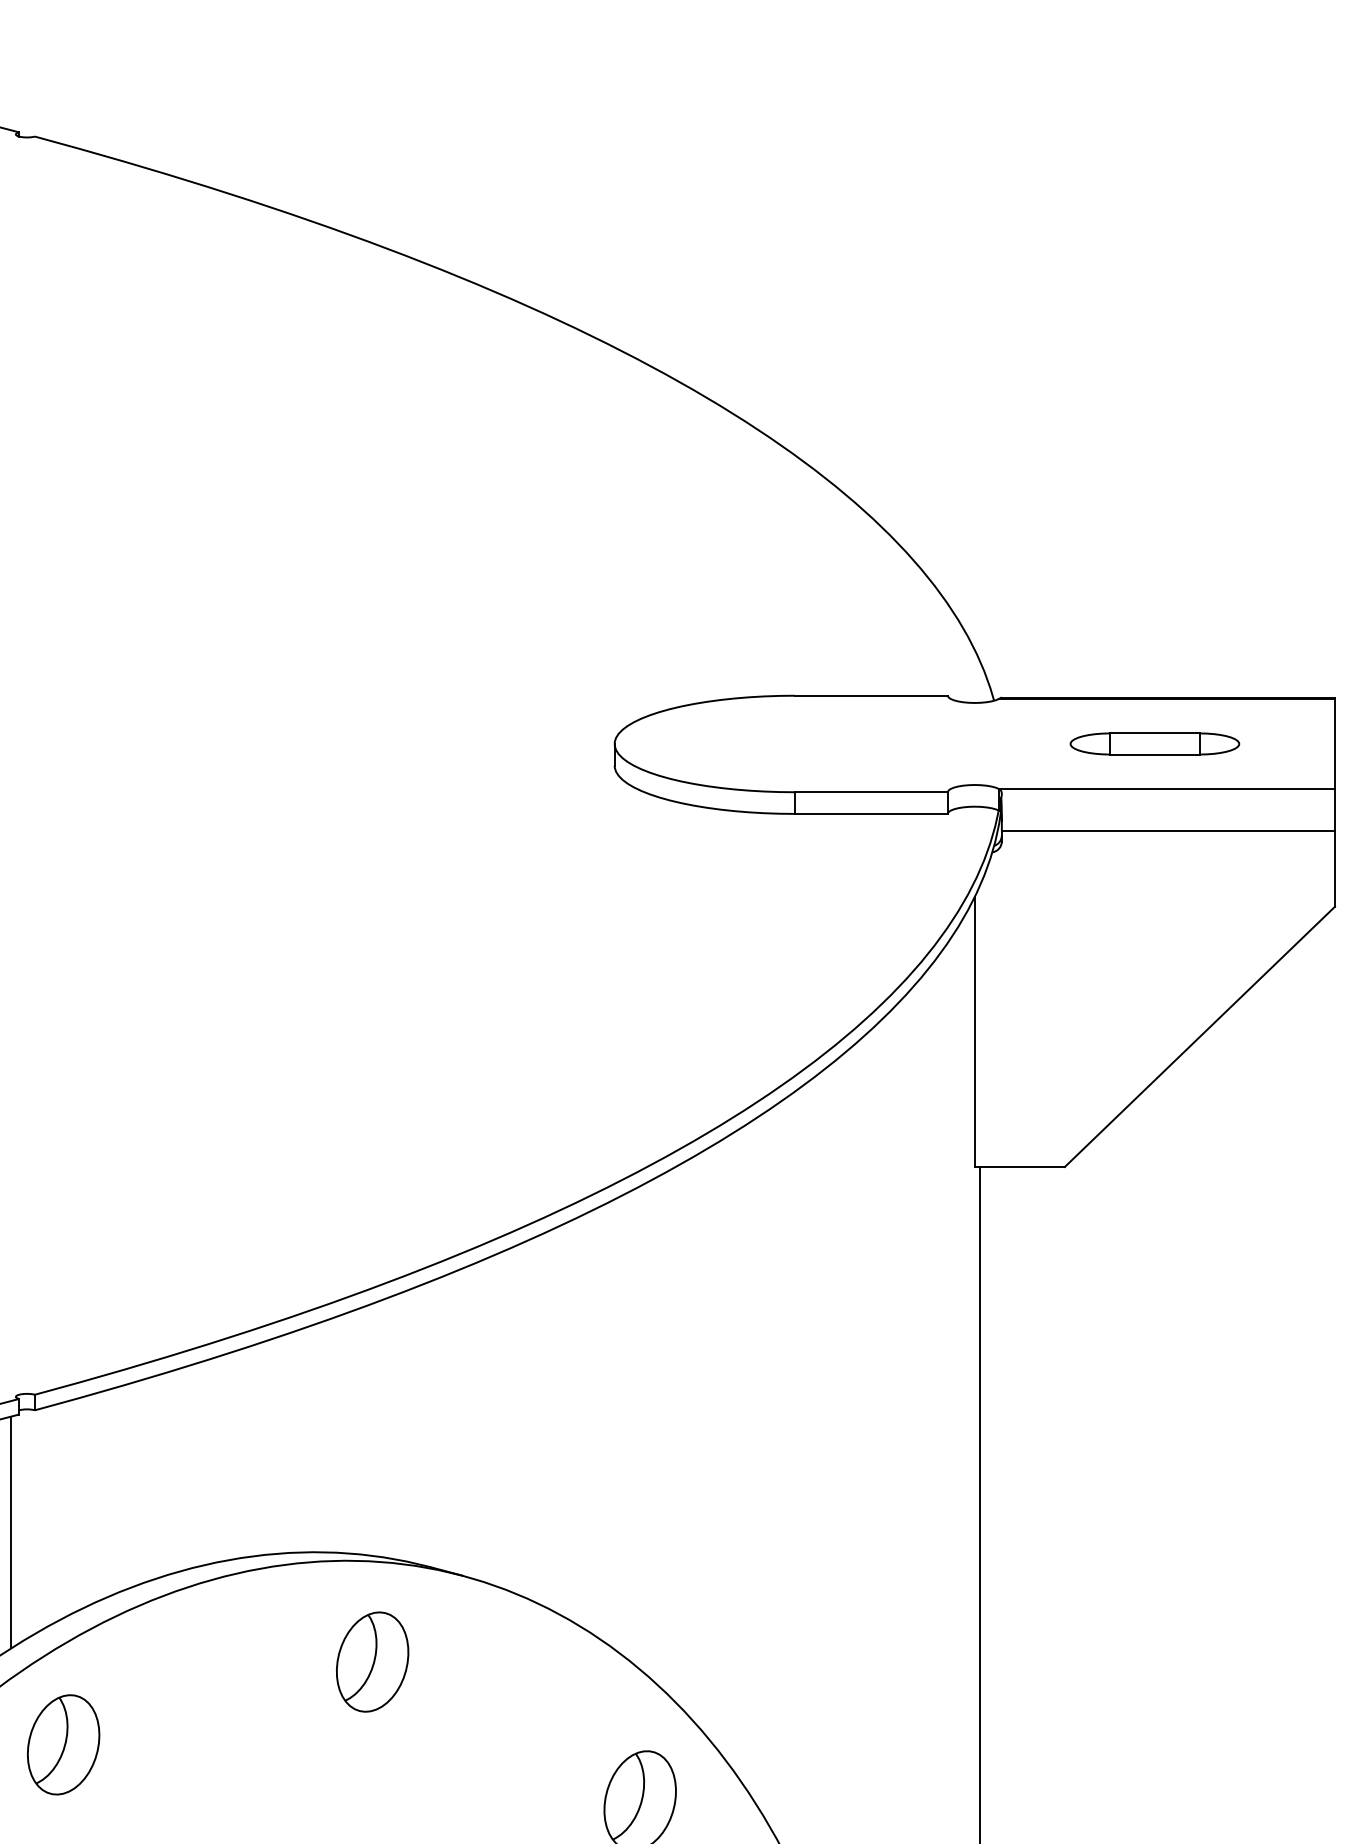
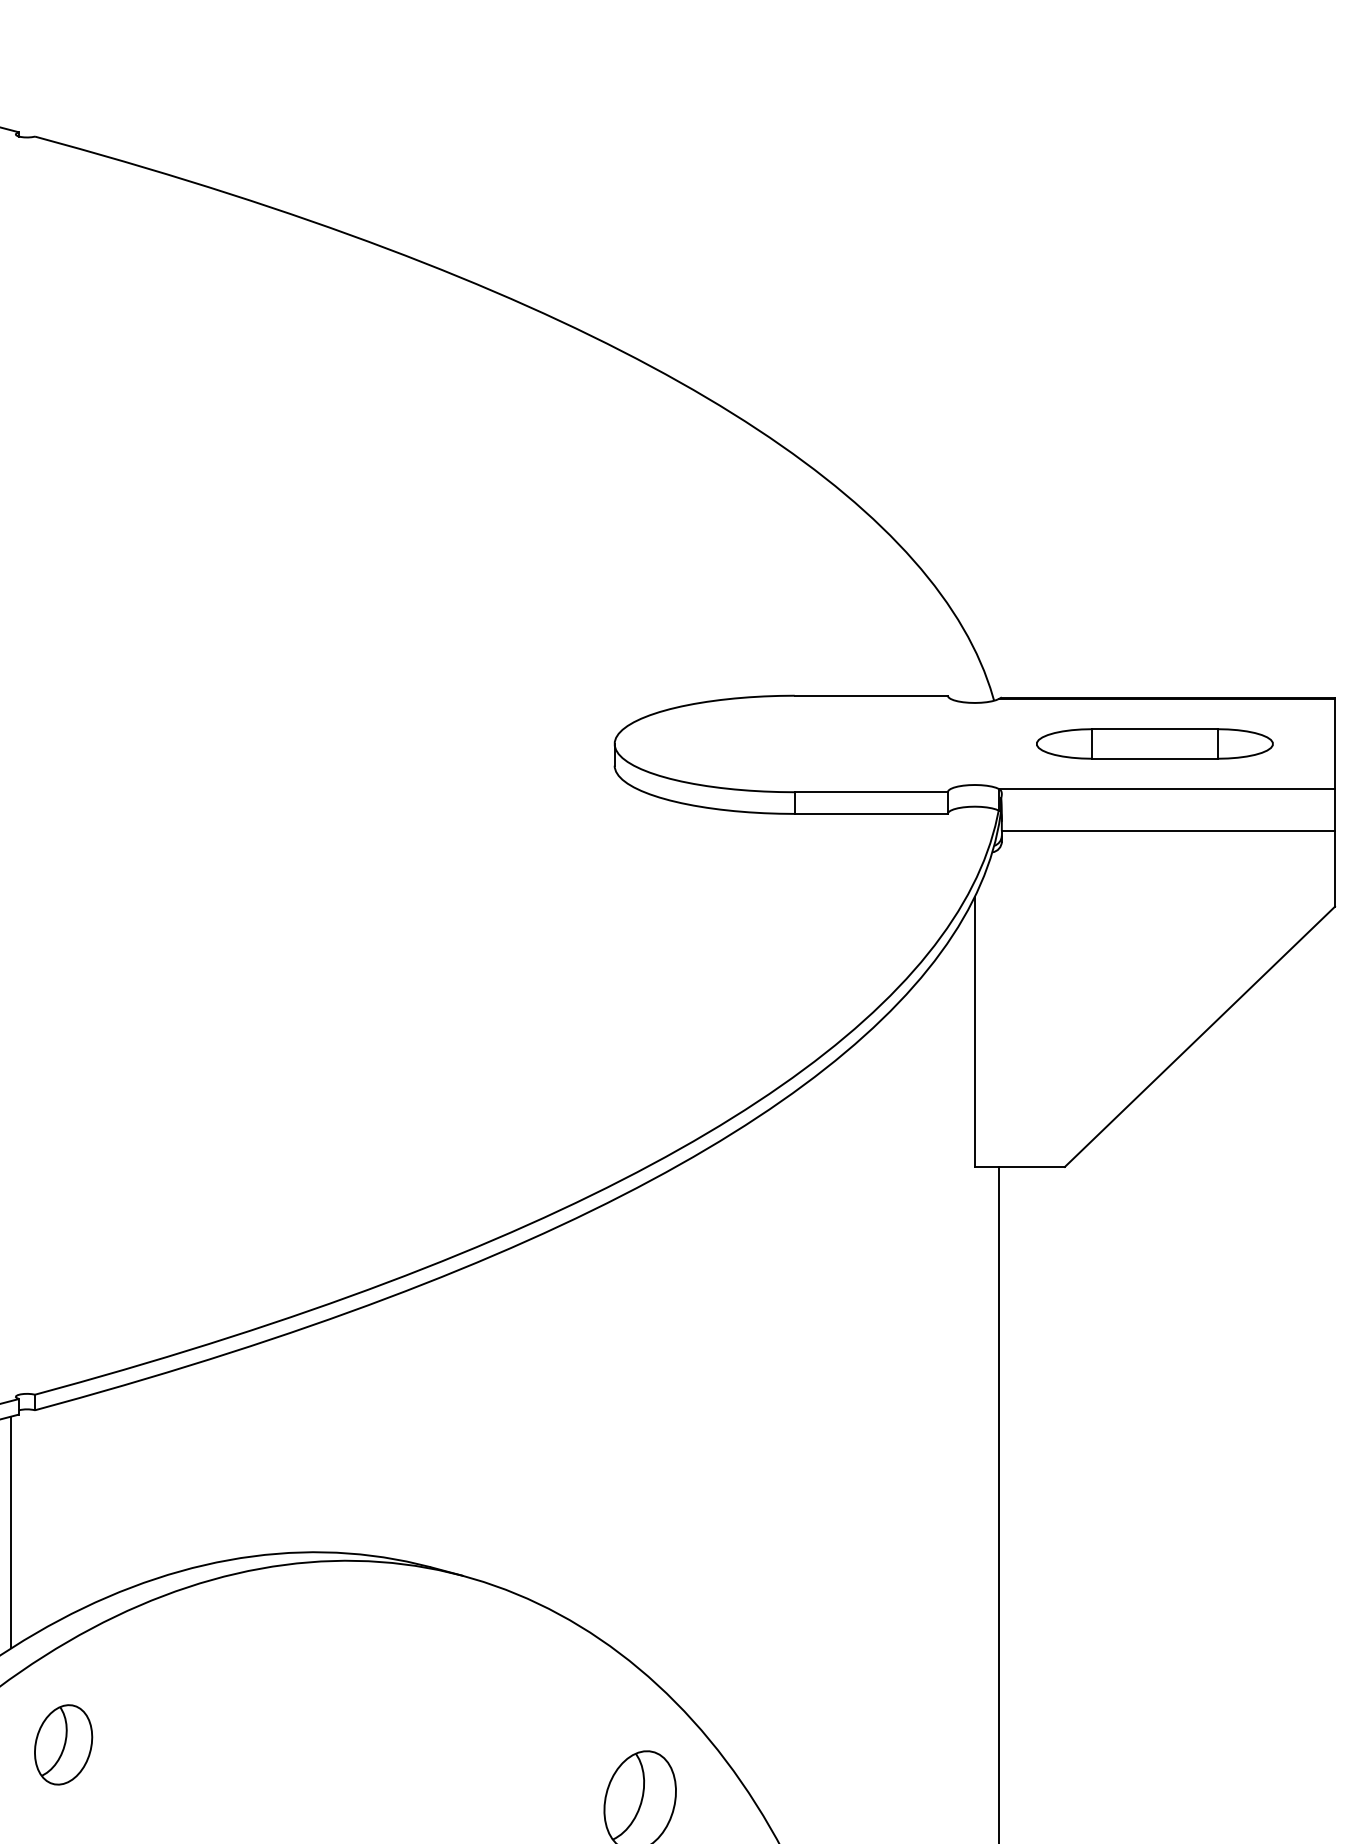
part size: 172x24 px -> 238x32 px (1154, 743)
line position: (980, 1503) -> (999, 1503) (999, 1503)
part: present -> none (372, 1661)
part size: 75x102 px -> 60x82 px (63, 1744)
